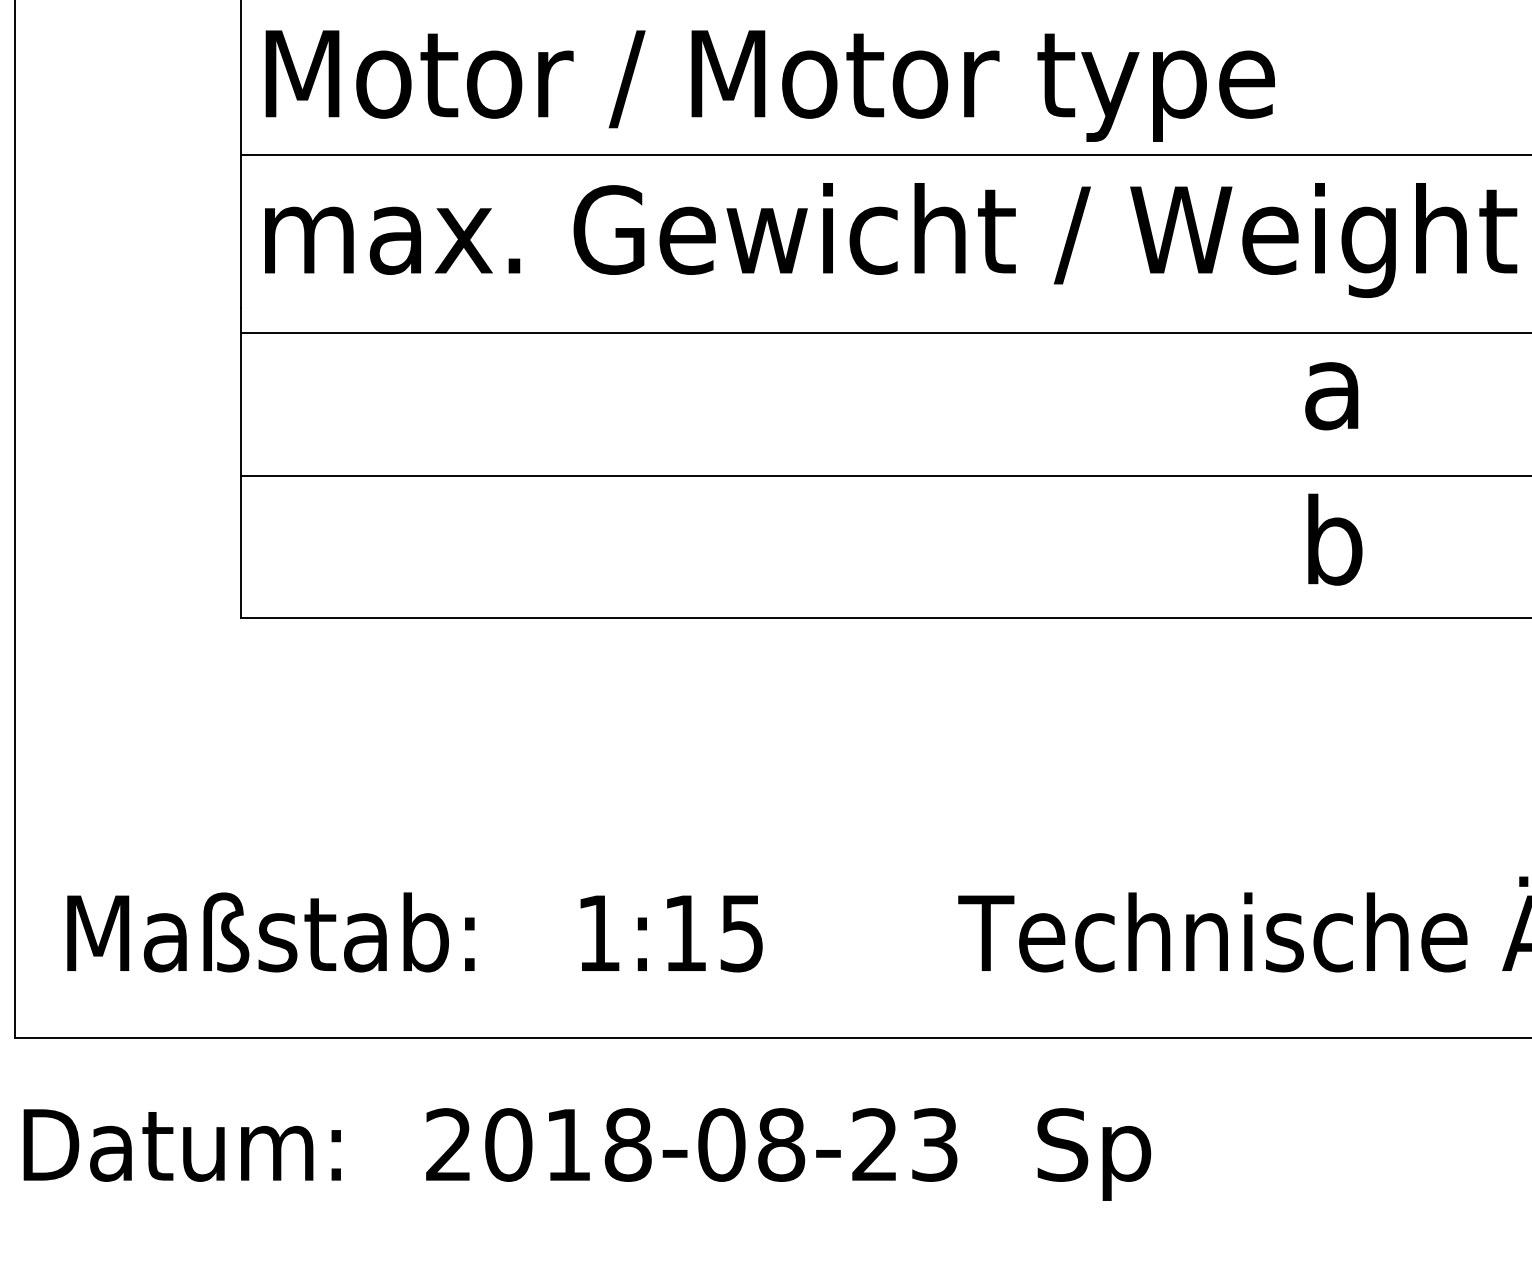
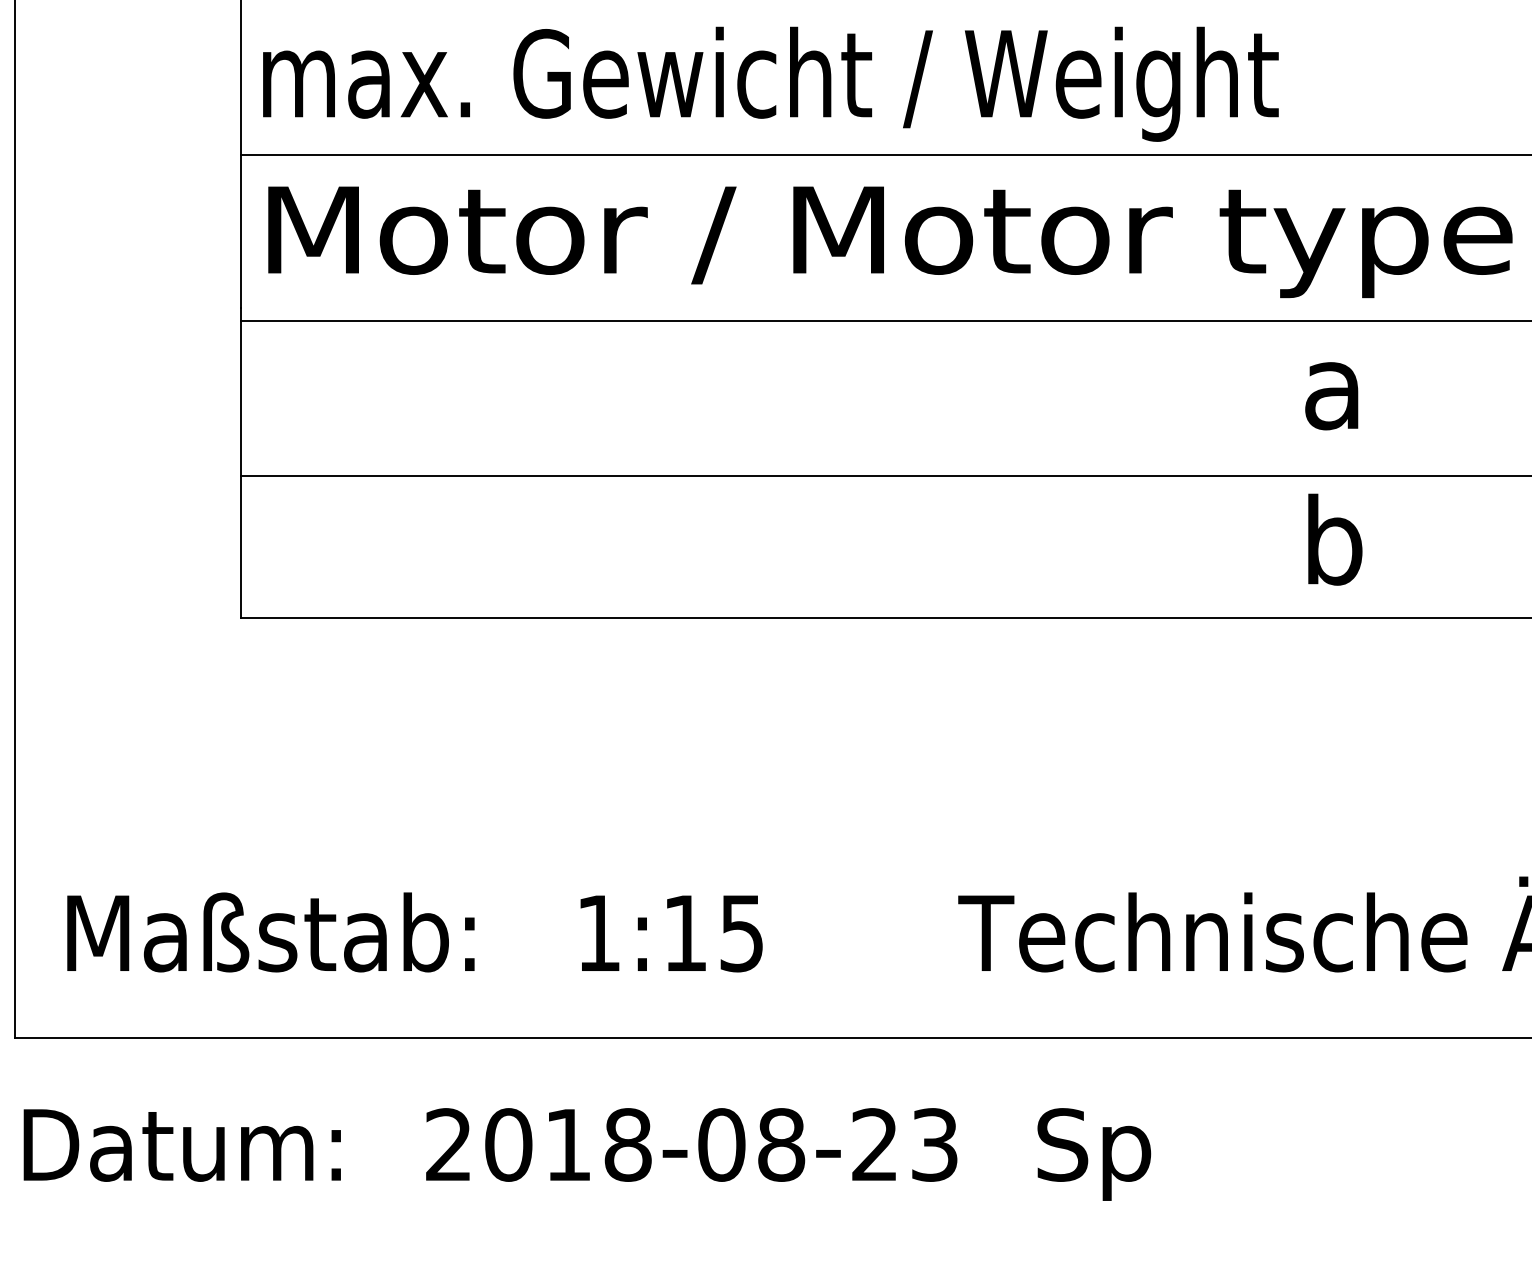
text: Motor / Motor type -> max. Gewicht / Weight (770, 83)
text: max. Gewicht / Weight -> Motor / Motor type (891, 240)
line position: (884, 333) -> (884, 321) (884, 321)
